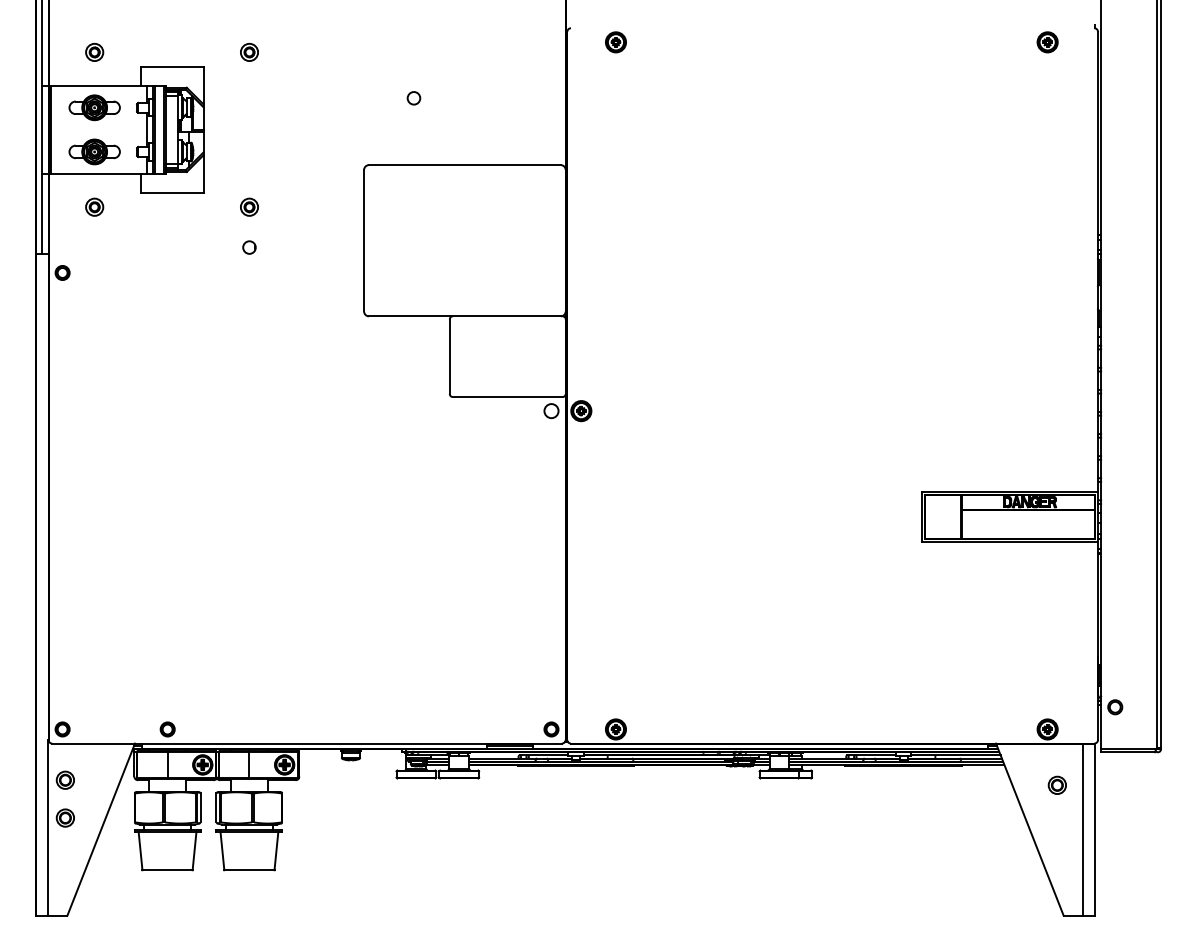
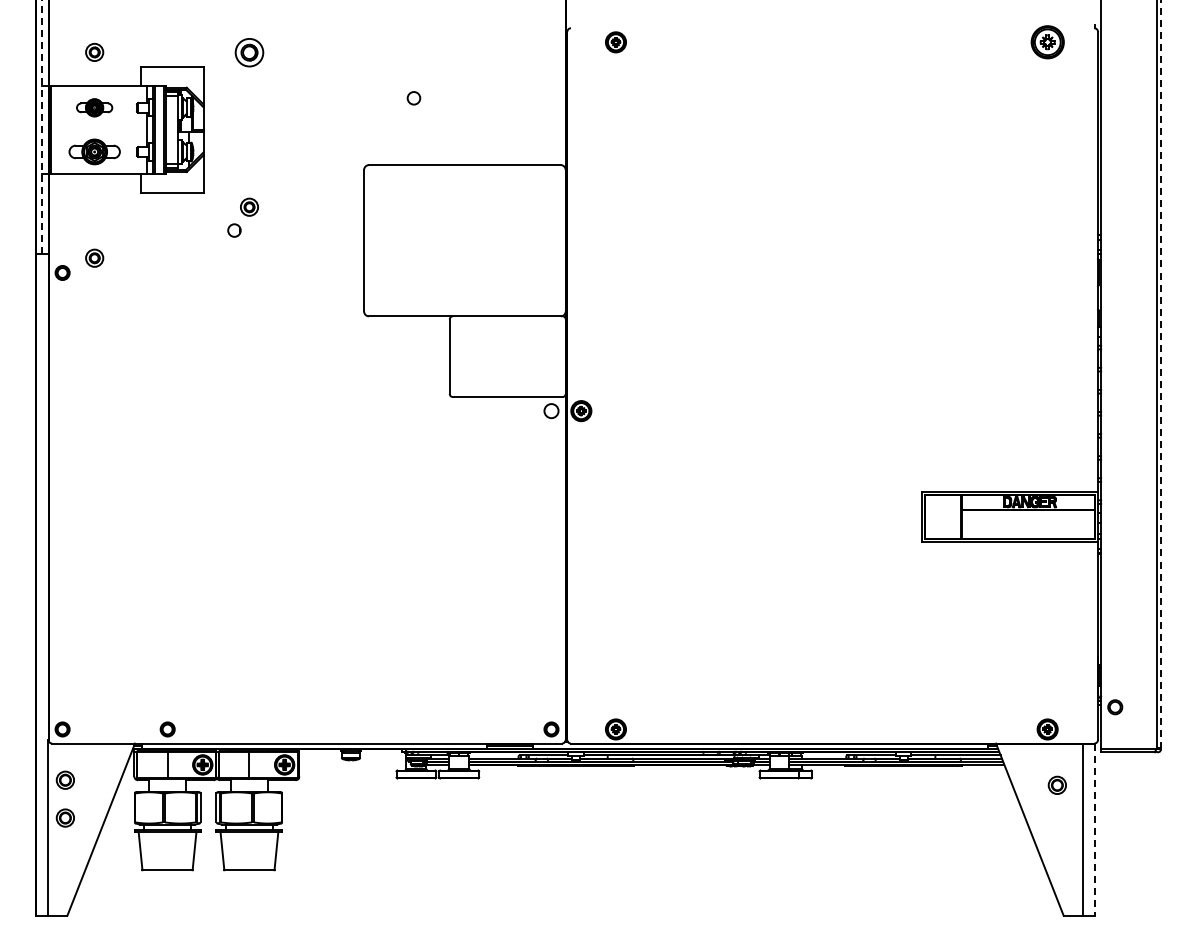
part size: 23x23 px -> 35x35 px (1047, 42)
part size: 19x20 px -> 31x30 px (249, 52)
part size: 53x28 px -> 38x20 px (94, 107)
line: solid -> dashed (42, 127)
part position: (94, 206) -> (94, 257) (94, 257)
circle position: (249, 247) -> (234, 230) (234, 230)
line: solid -> dashed (1161, 374)
line: solid -> dashed (1095, 830)
